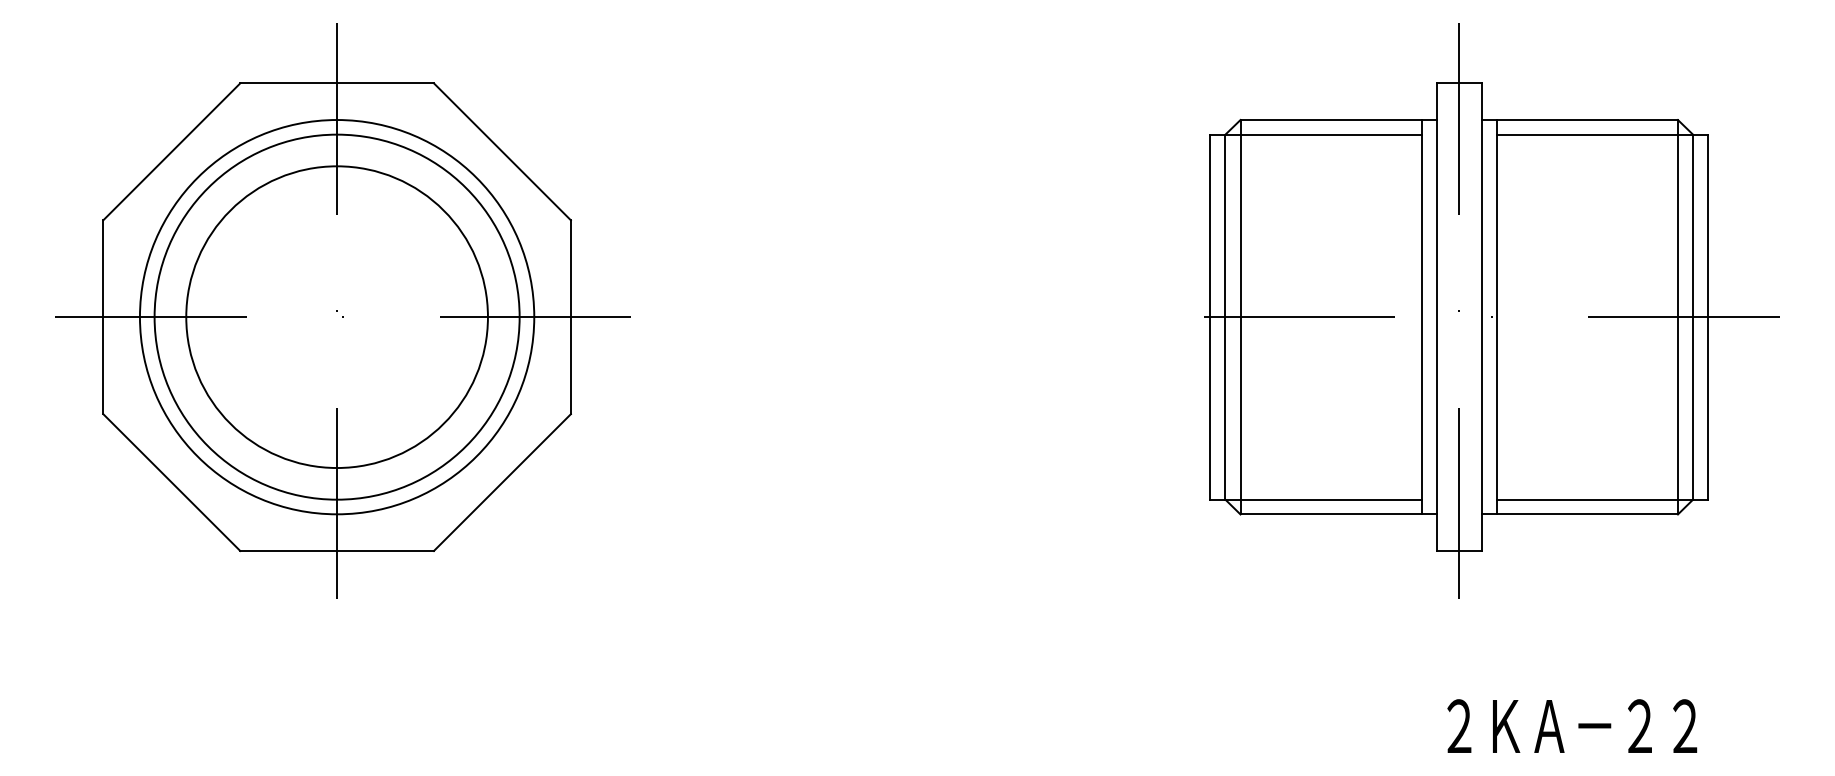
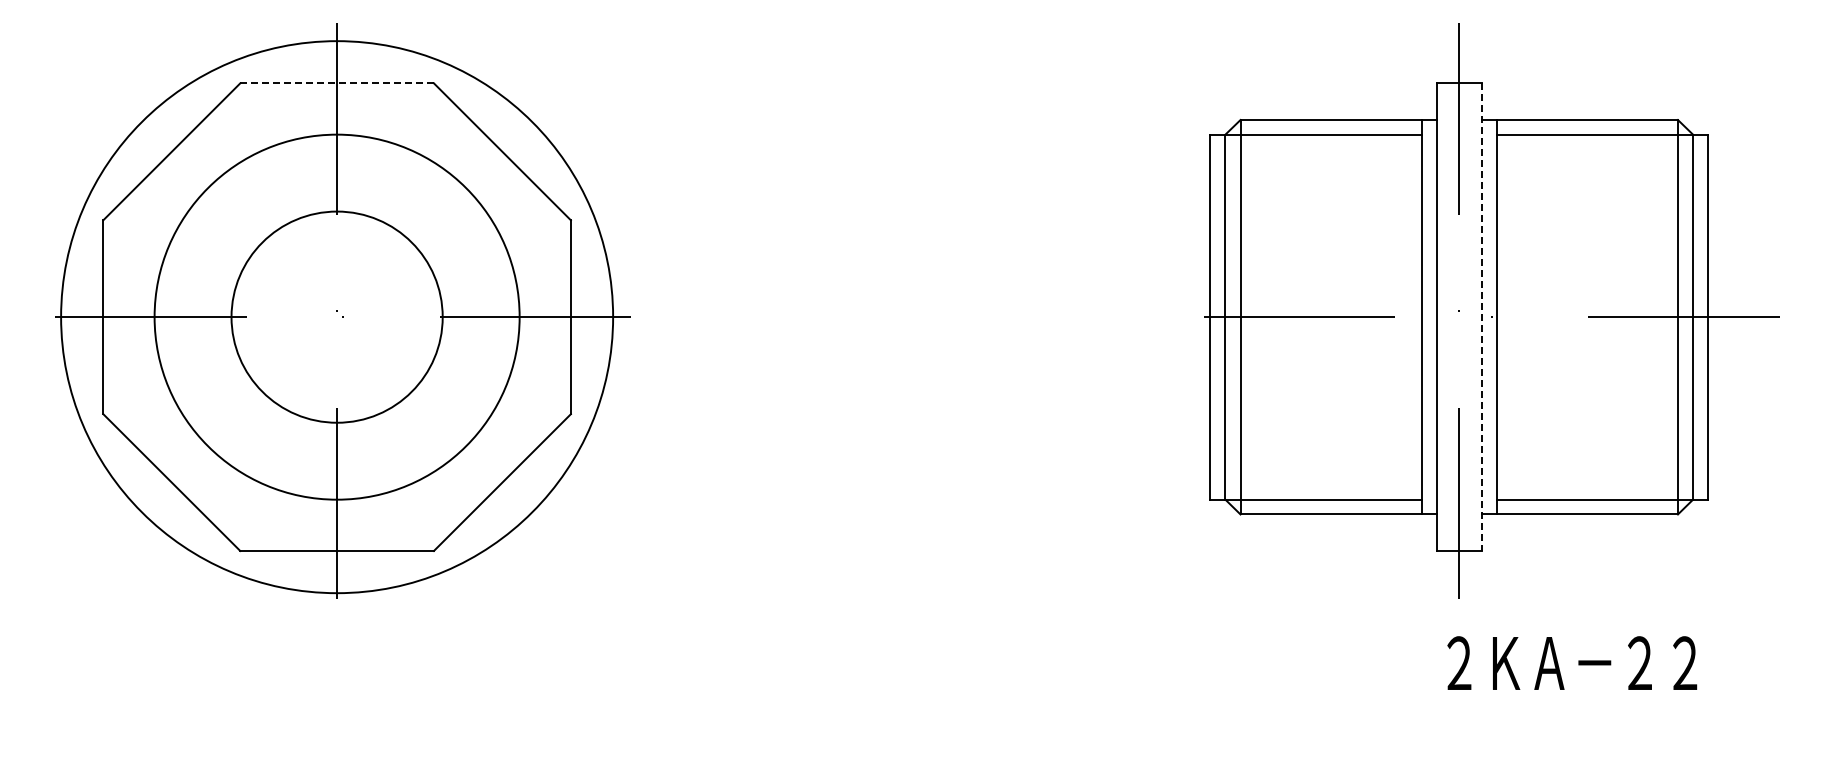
line: solid -> dashed (337, 83)
circle diameter: 302 px -> 211 px (336, 316)
circle diameter: 394 px -> 552 px (337, 317)
line: solid -> dashed (1481, 317)
text position: (1572, 725) -> (1572, 662) (1572, 662)
